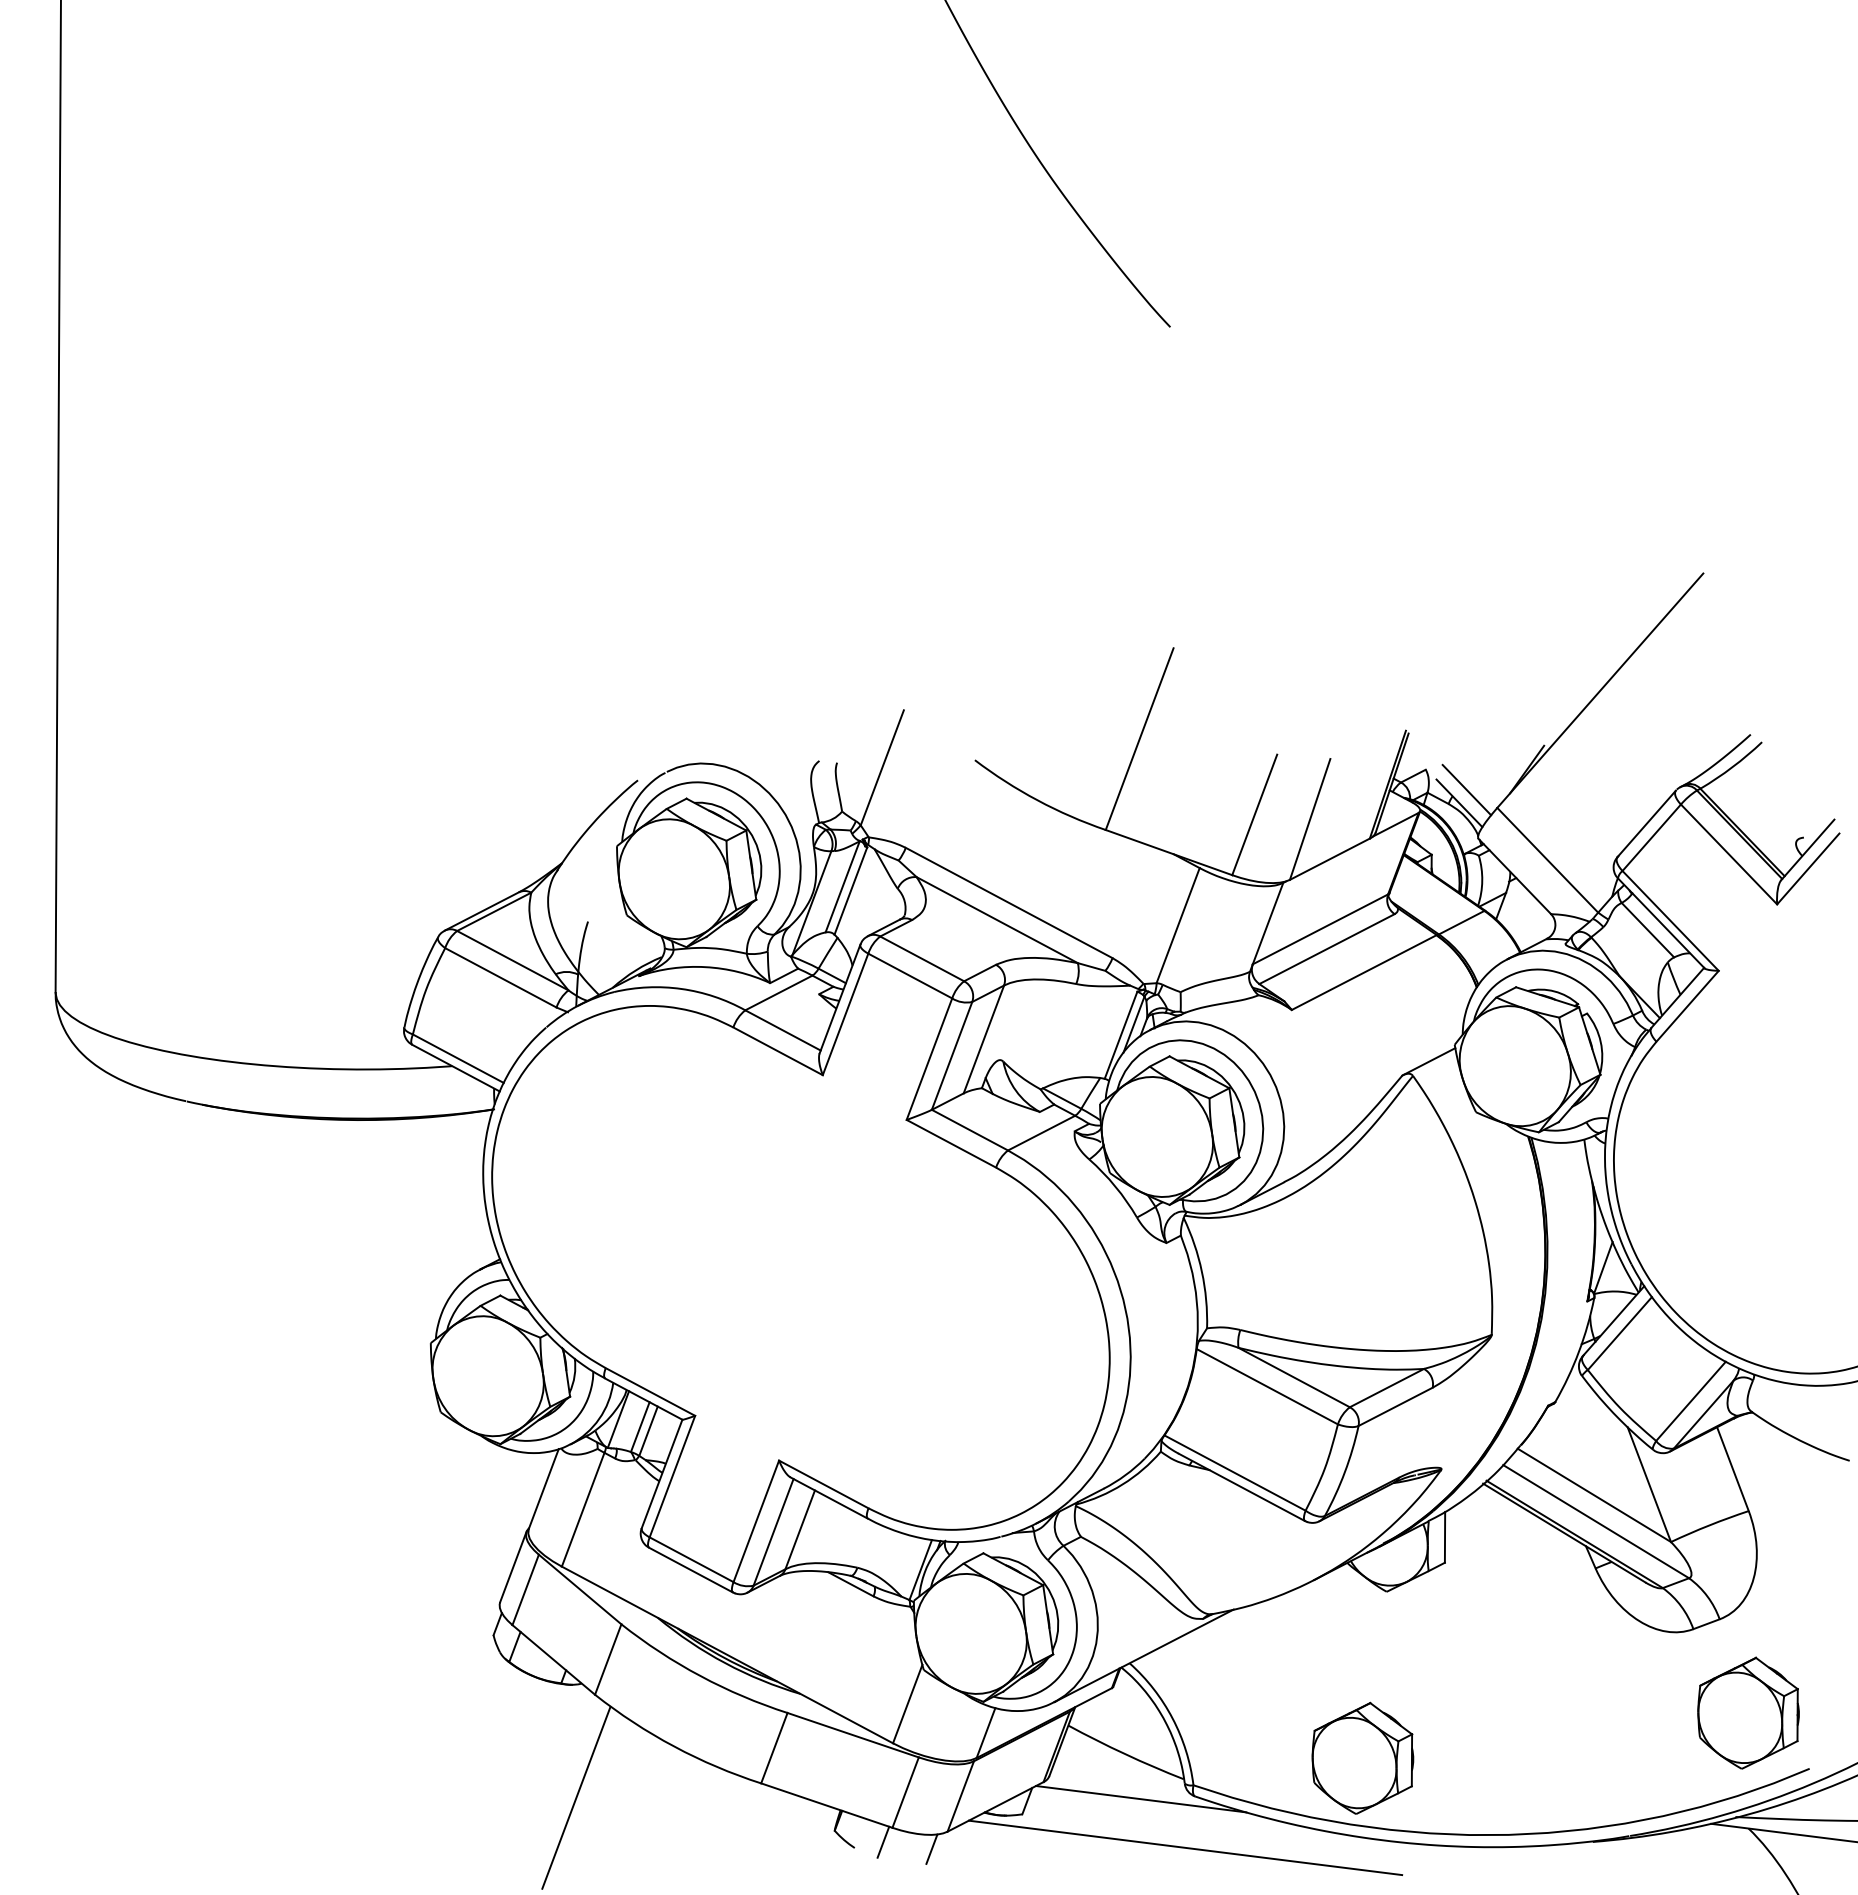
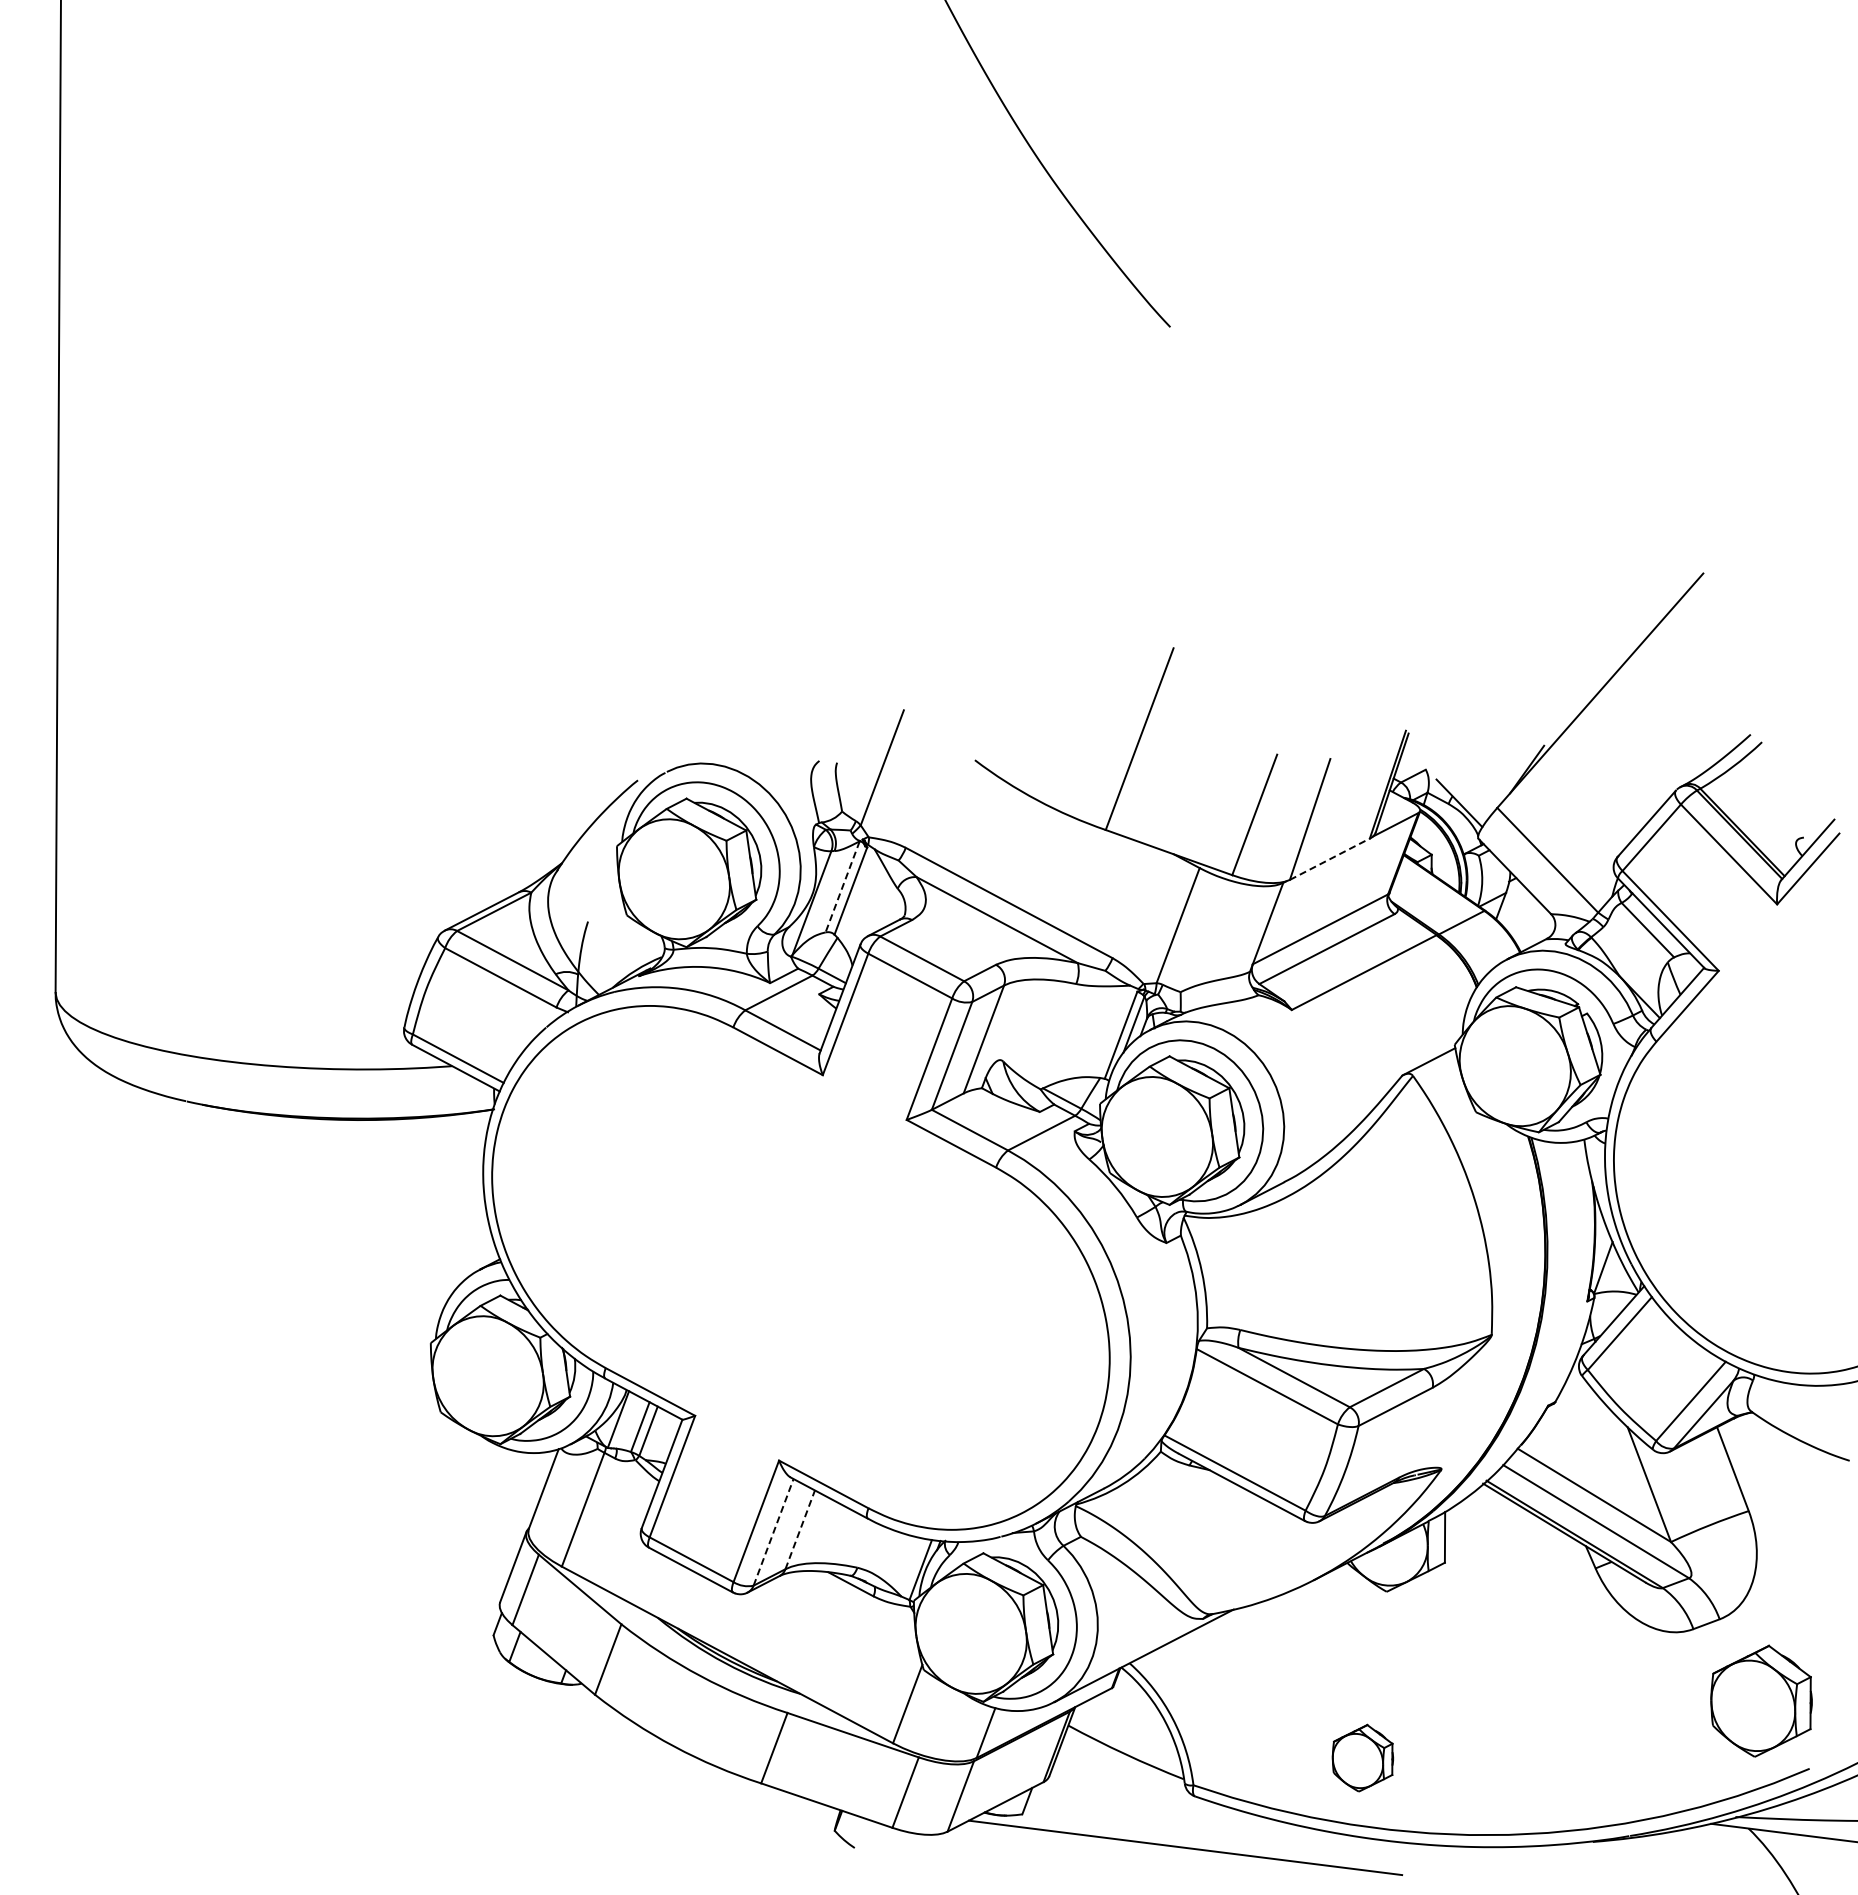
line: present -> none (1466, 789)
line: solid -> dashed (1329, 859)
line: solid -> dashed (842, 886)
line: solid -> dashed (800, 1529)
line: solid -> dashed (773, 1532)
part position: (1748, 1712) -> (1761, 1700) (1761, 1700)
part size: 104x114 px -> 64x70 px (1362, 1757)
line: present -> none (576, 1797)
line: present -> none (1141, 1799)
line: present -> none (883, 1841)
line: present -> none (931, 1848)
